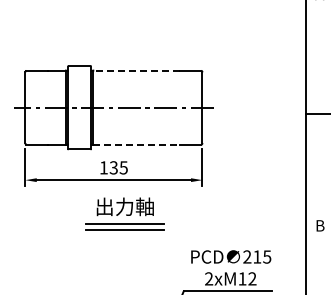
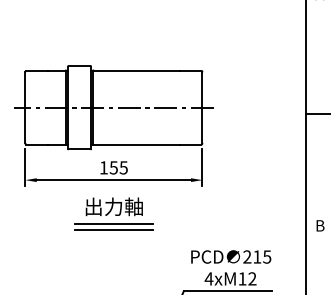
line: dashed -> solid (136, 70)
line: dashed -> solid (137, 144)
text: 135 -> 155 (113, 167)
part position: (124, 213) -> (113, 213) (113, 213)
text: 2xM12 -> 4xM12 (208, 278)
